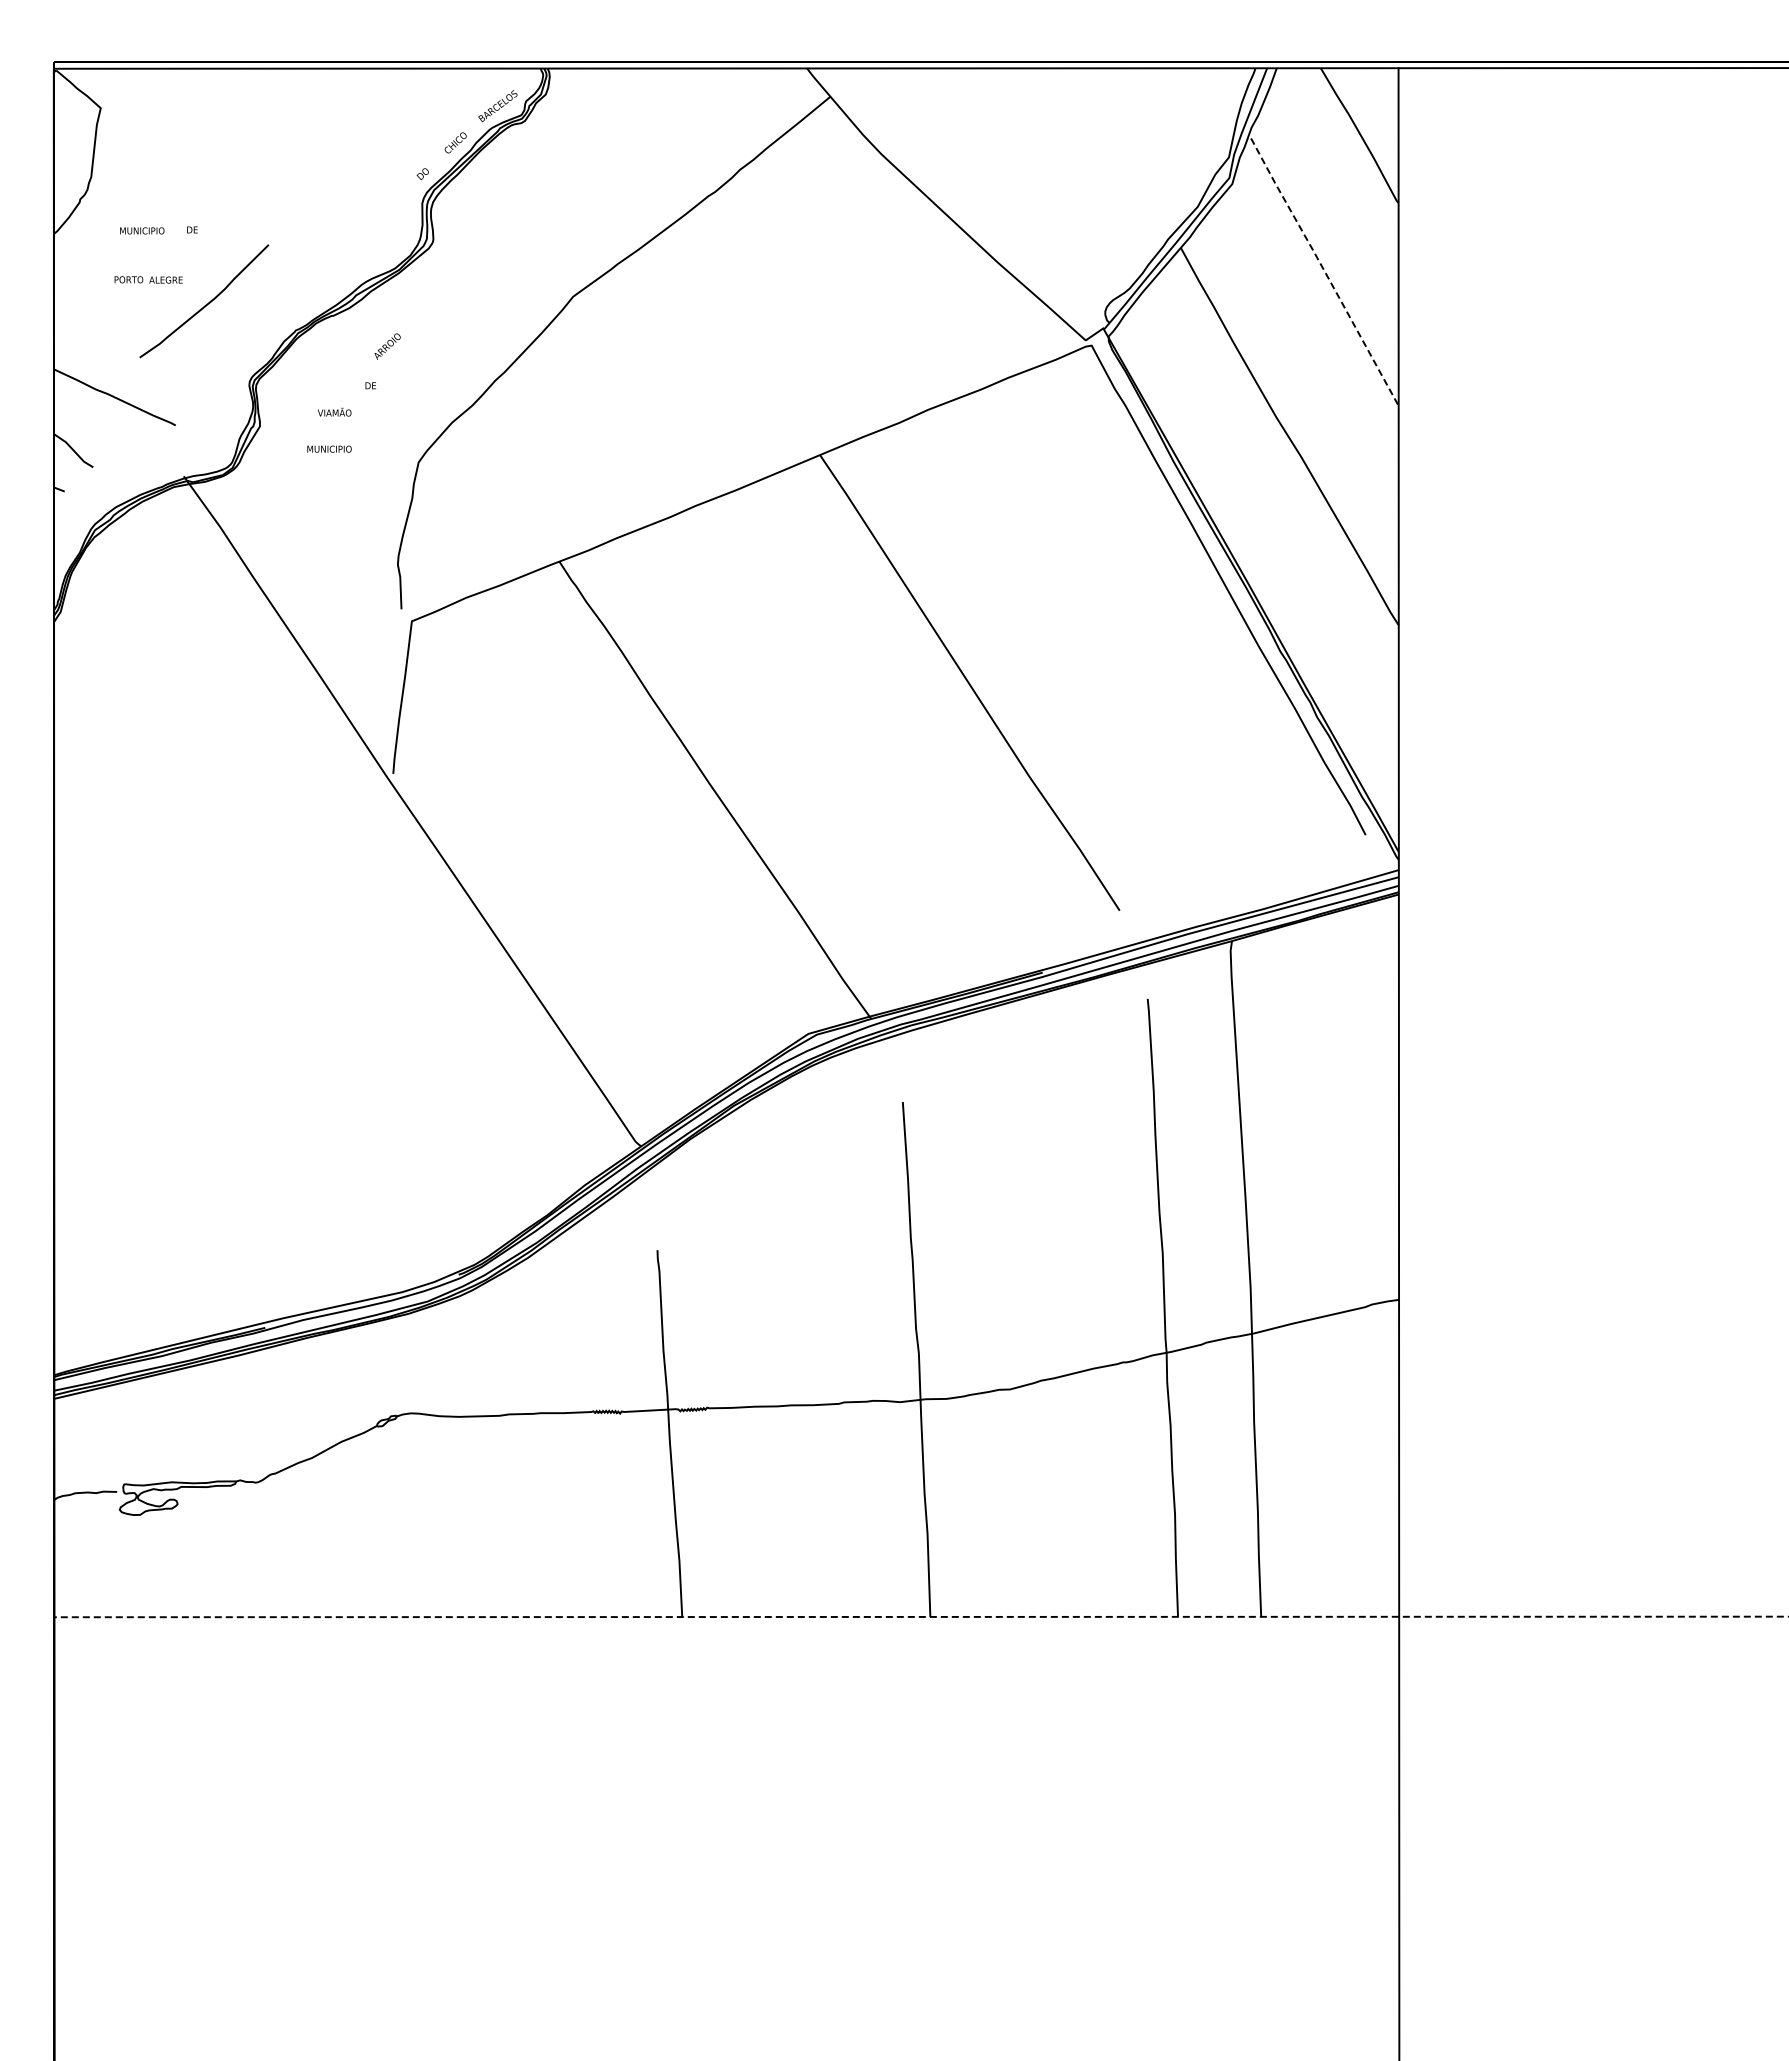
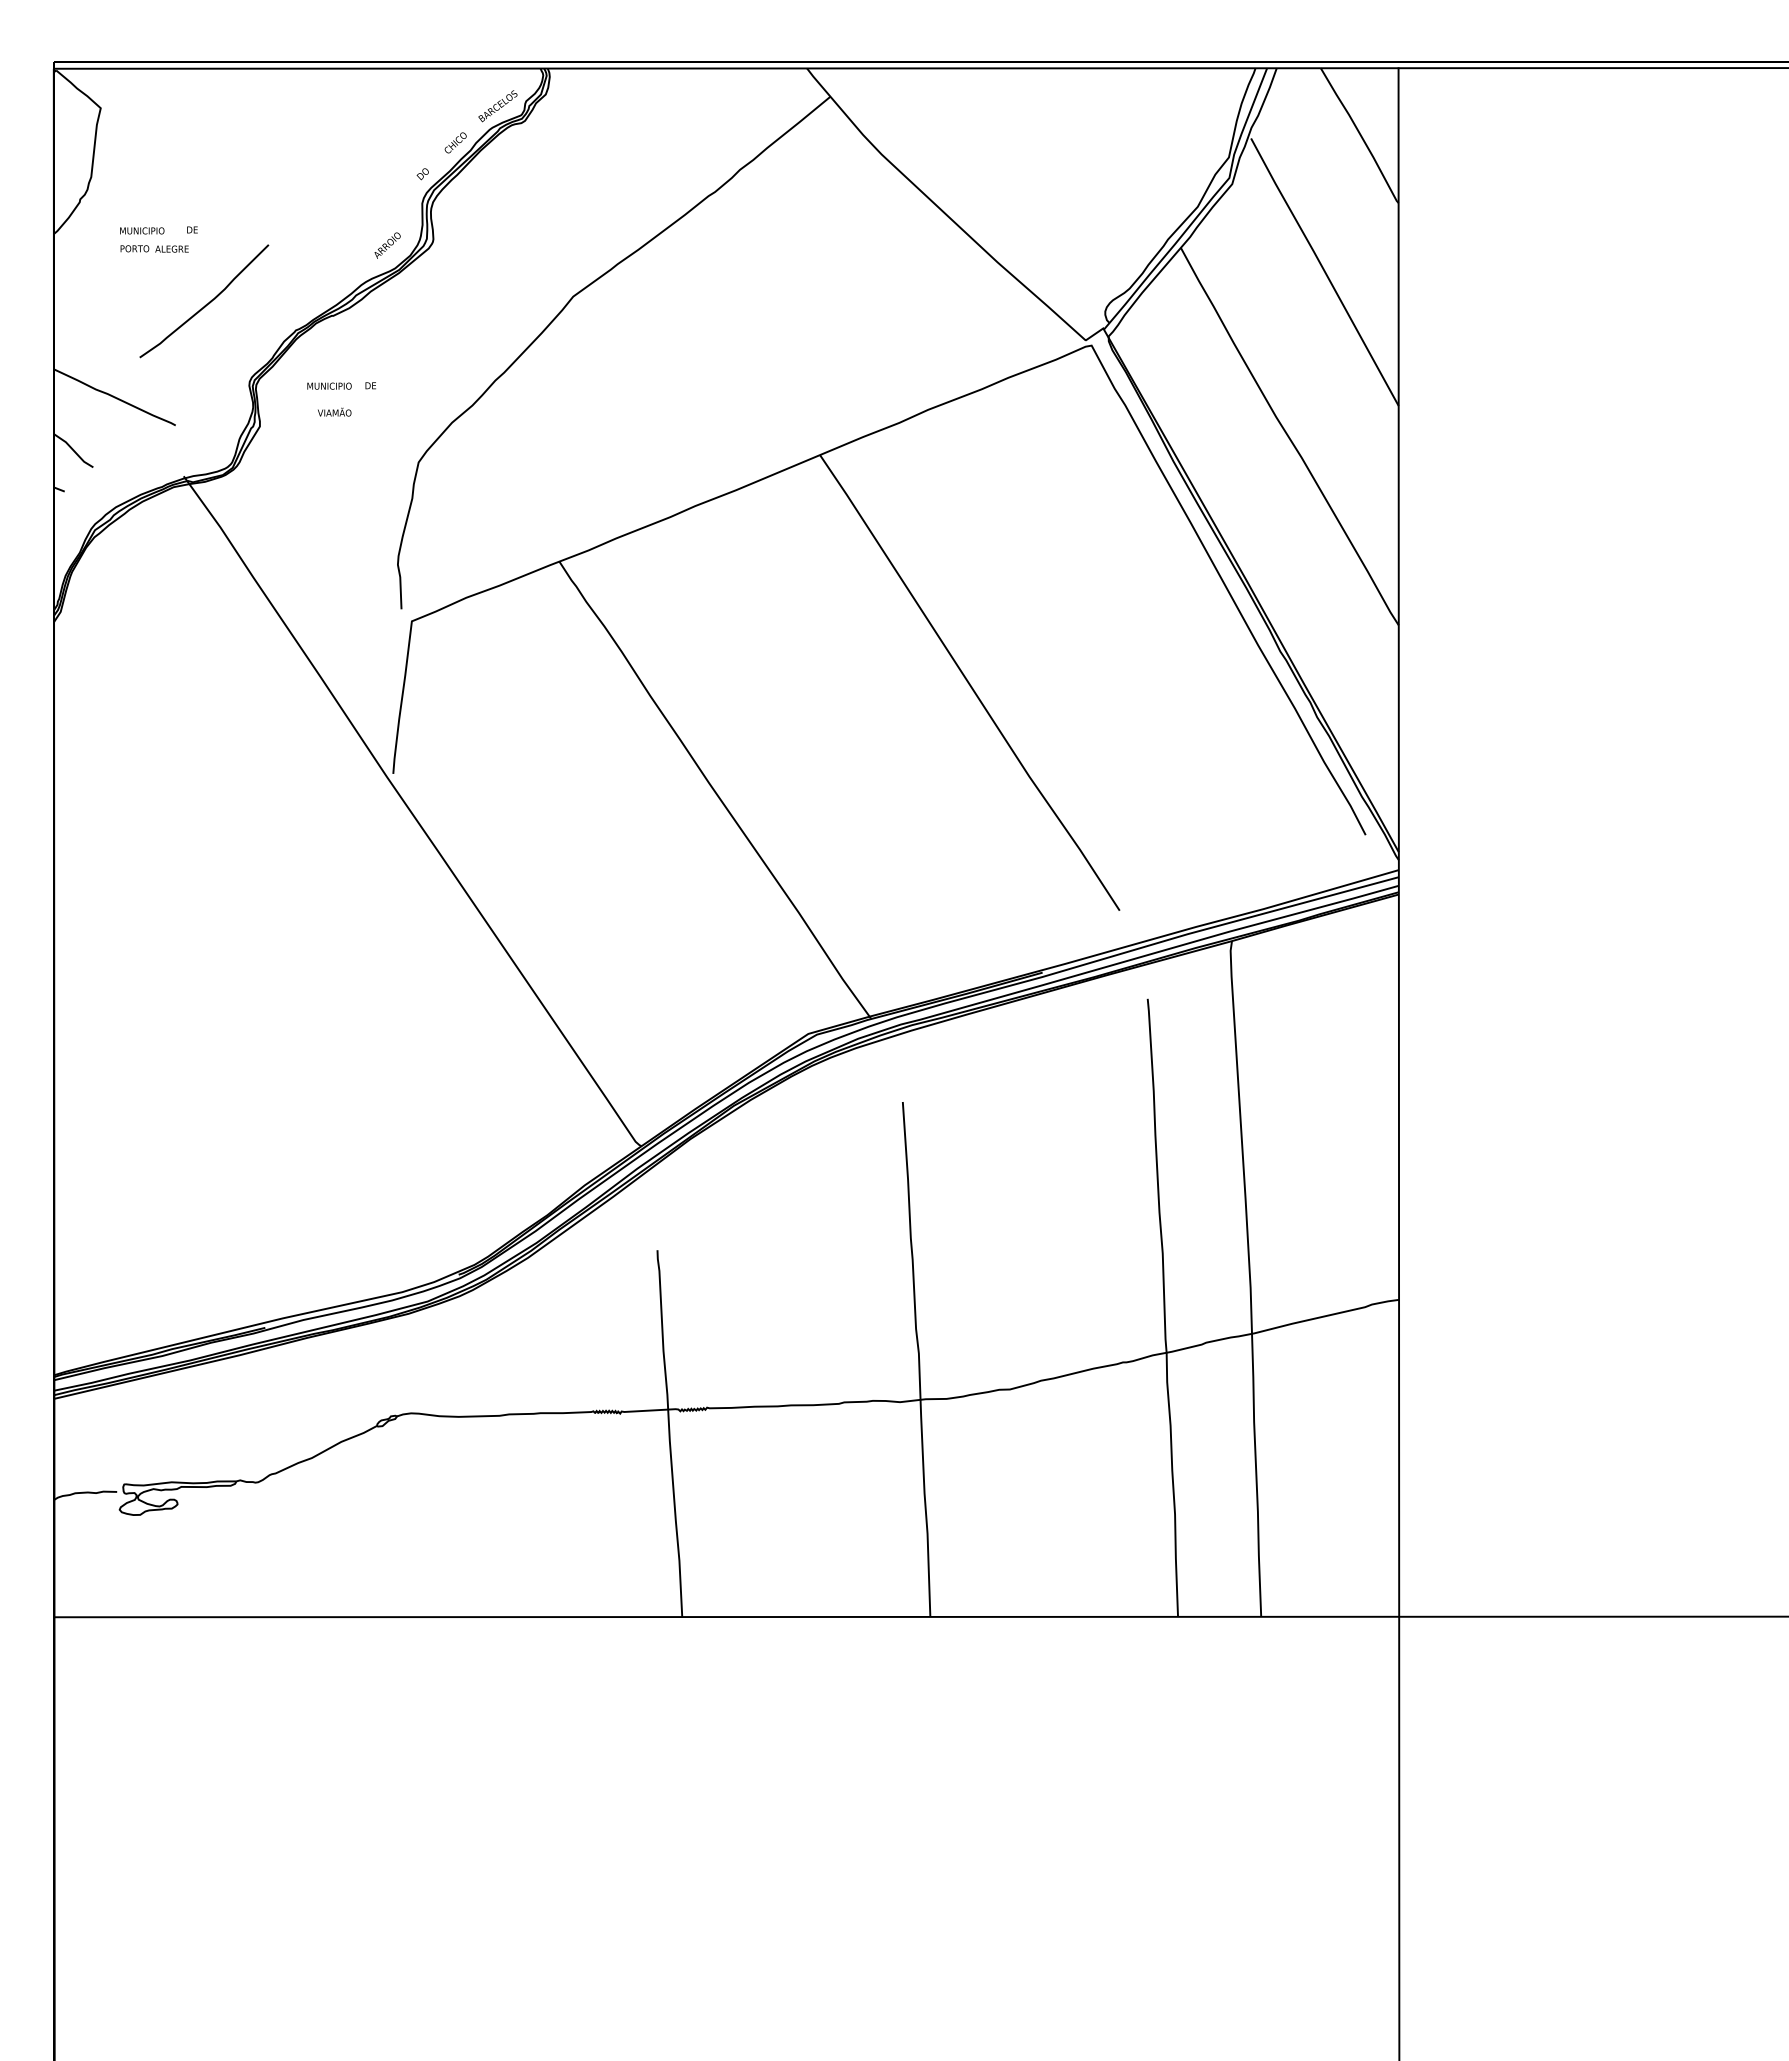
line: dashed -> solid (1324, 271)
text position: (148, 279) -> (154, 248) (154, 248)
text position: (387, 346) -> (387, 245) (387, 245)
text position: (329, 448) -> (329, 385) (329, 385)
line: dashed -> solid (920, 1616)
